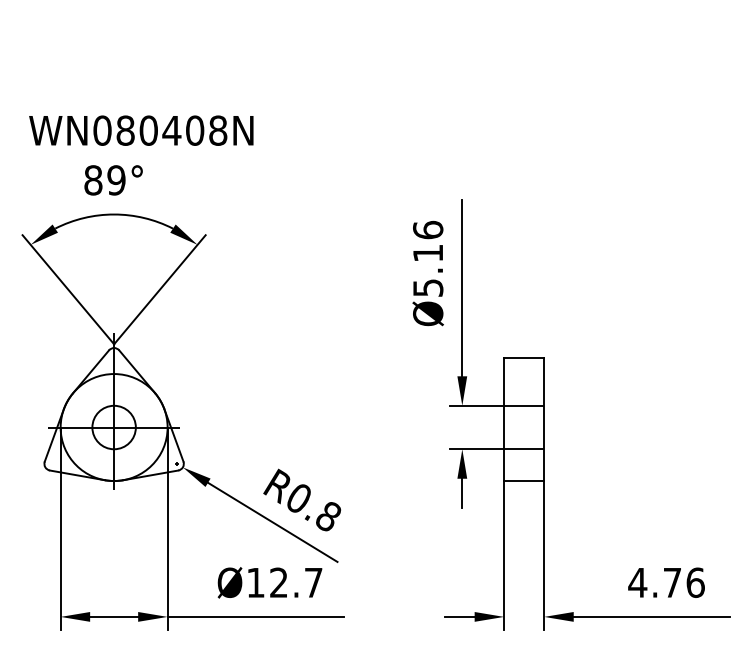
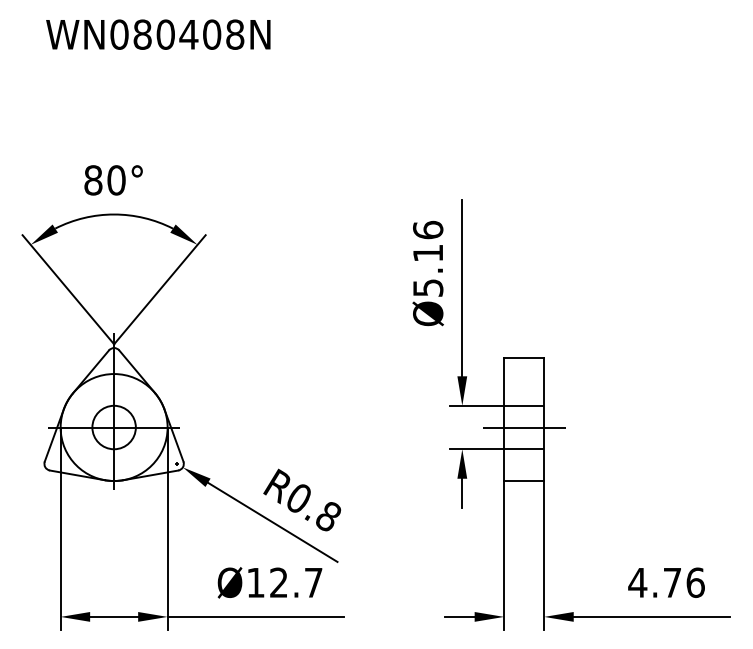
text position: (141, 130) -> (158, 34) (158, 34)
text: 89° -> 80° (116, 180)
line: none -> present (523, 427)
